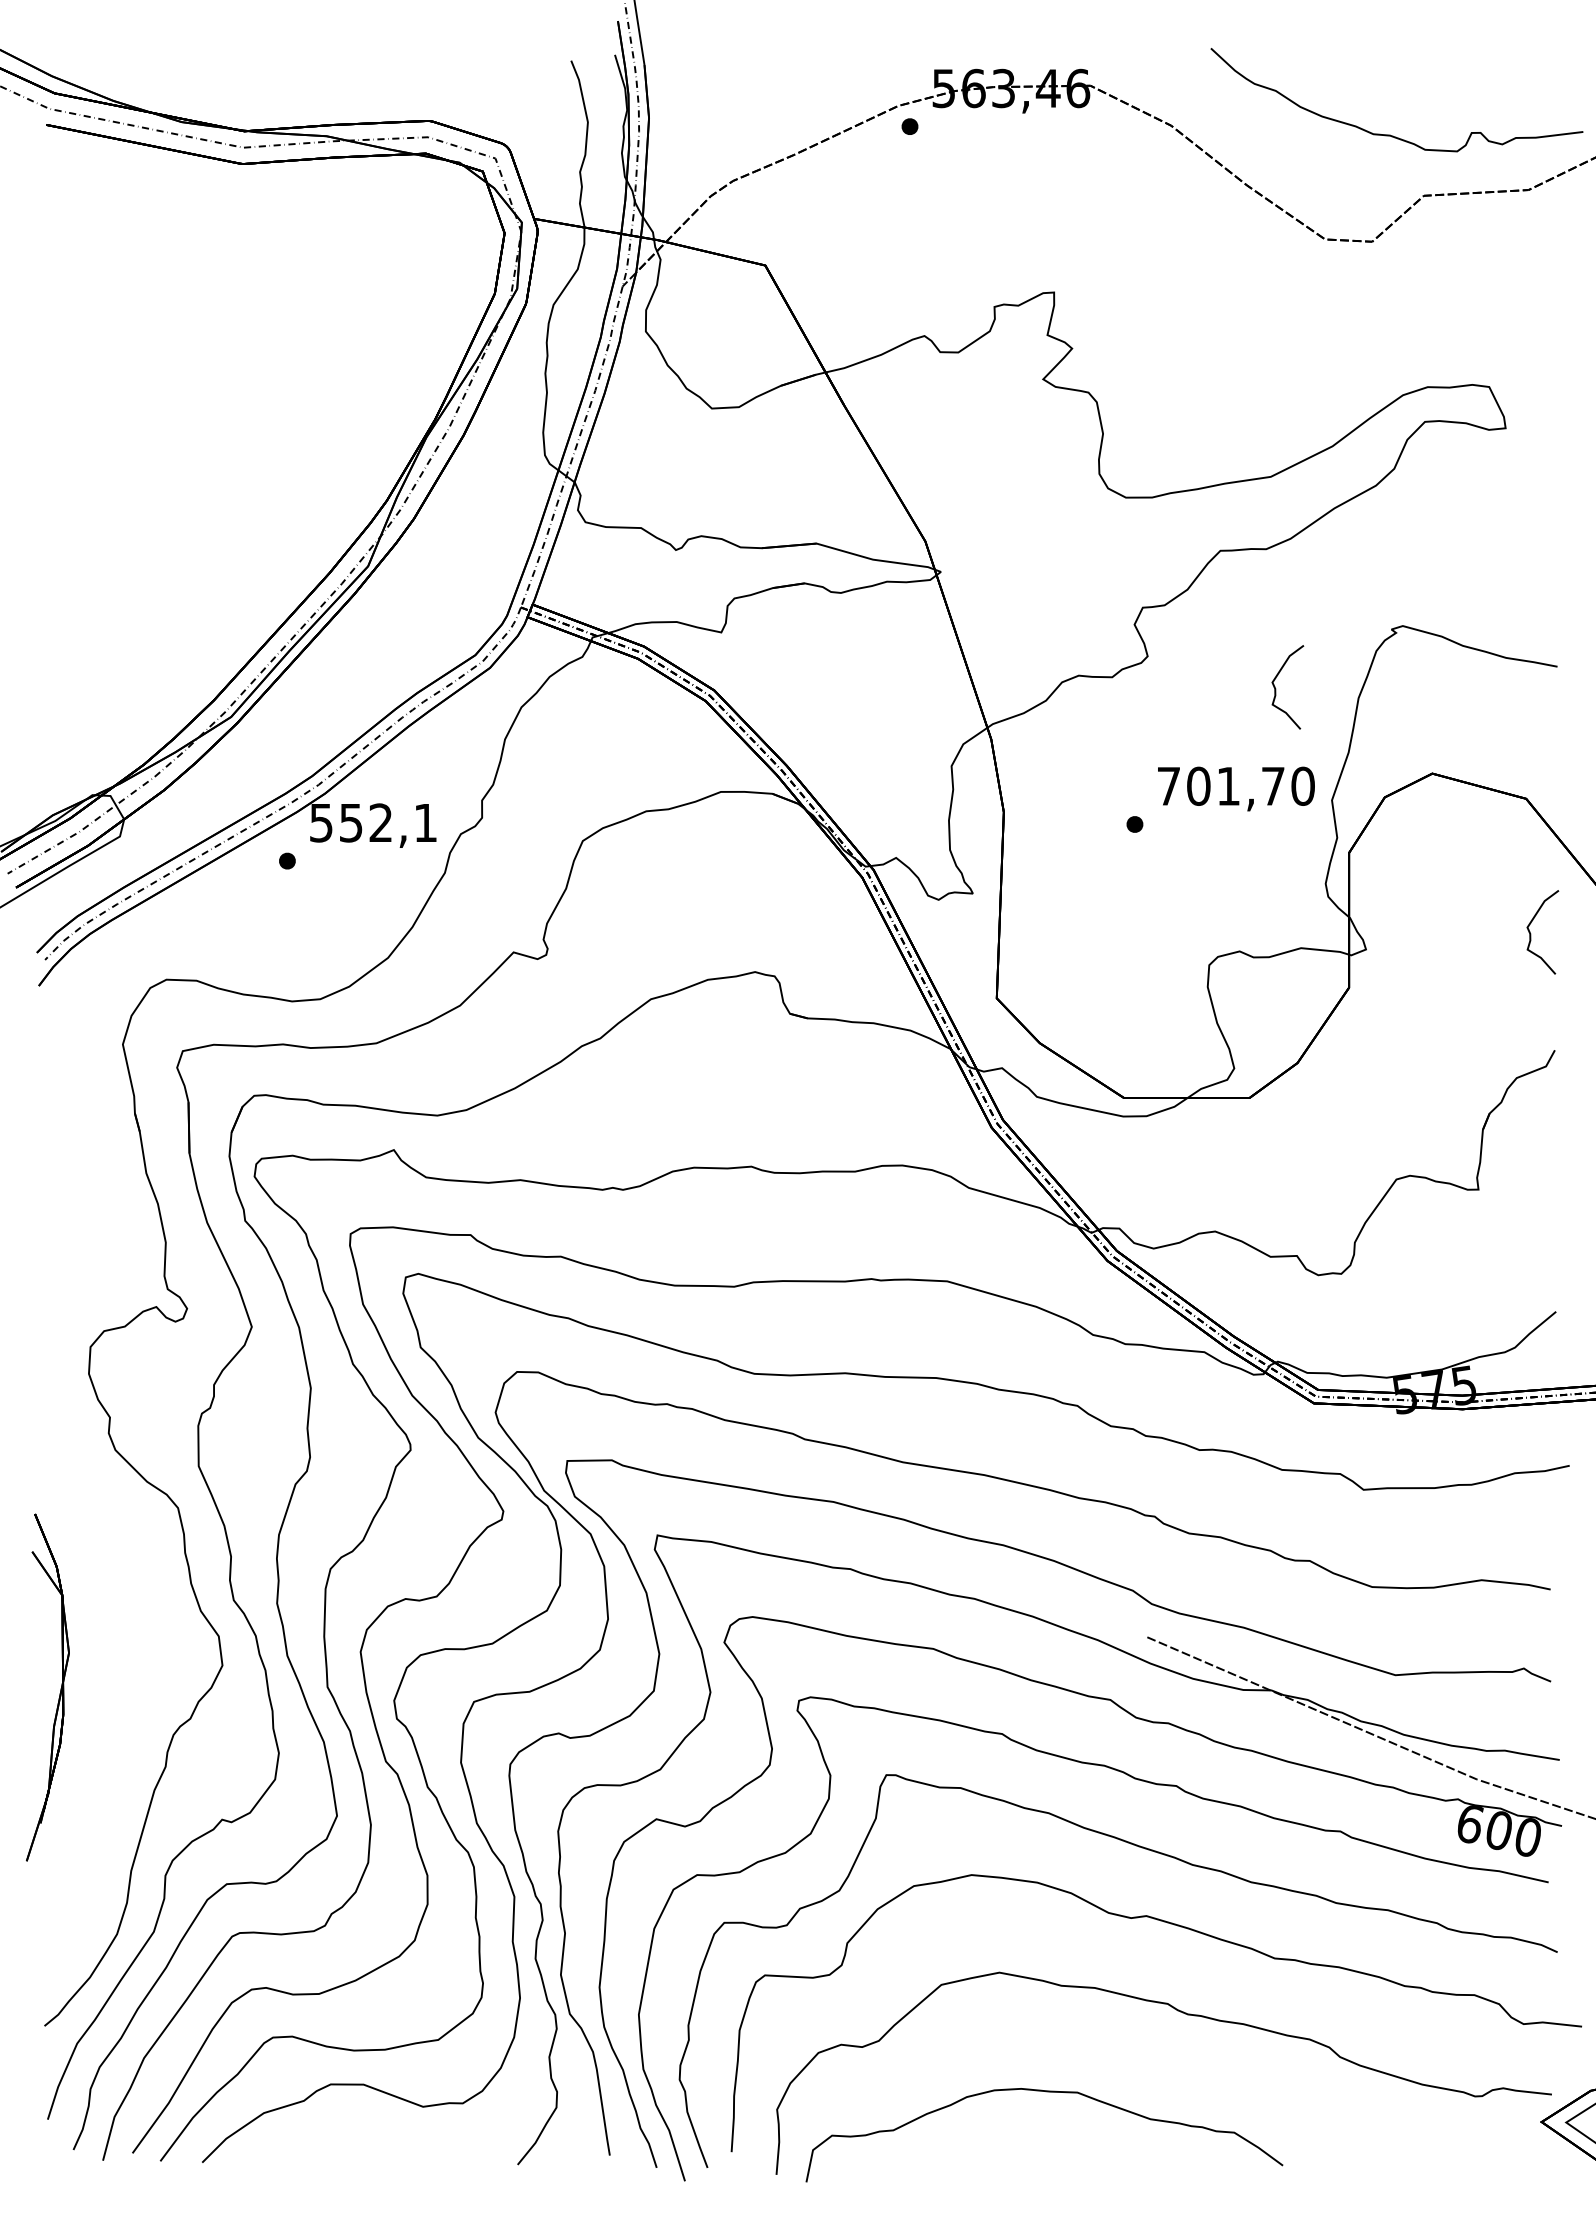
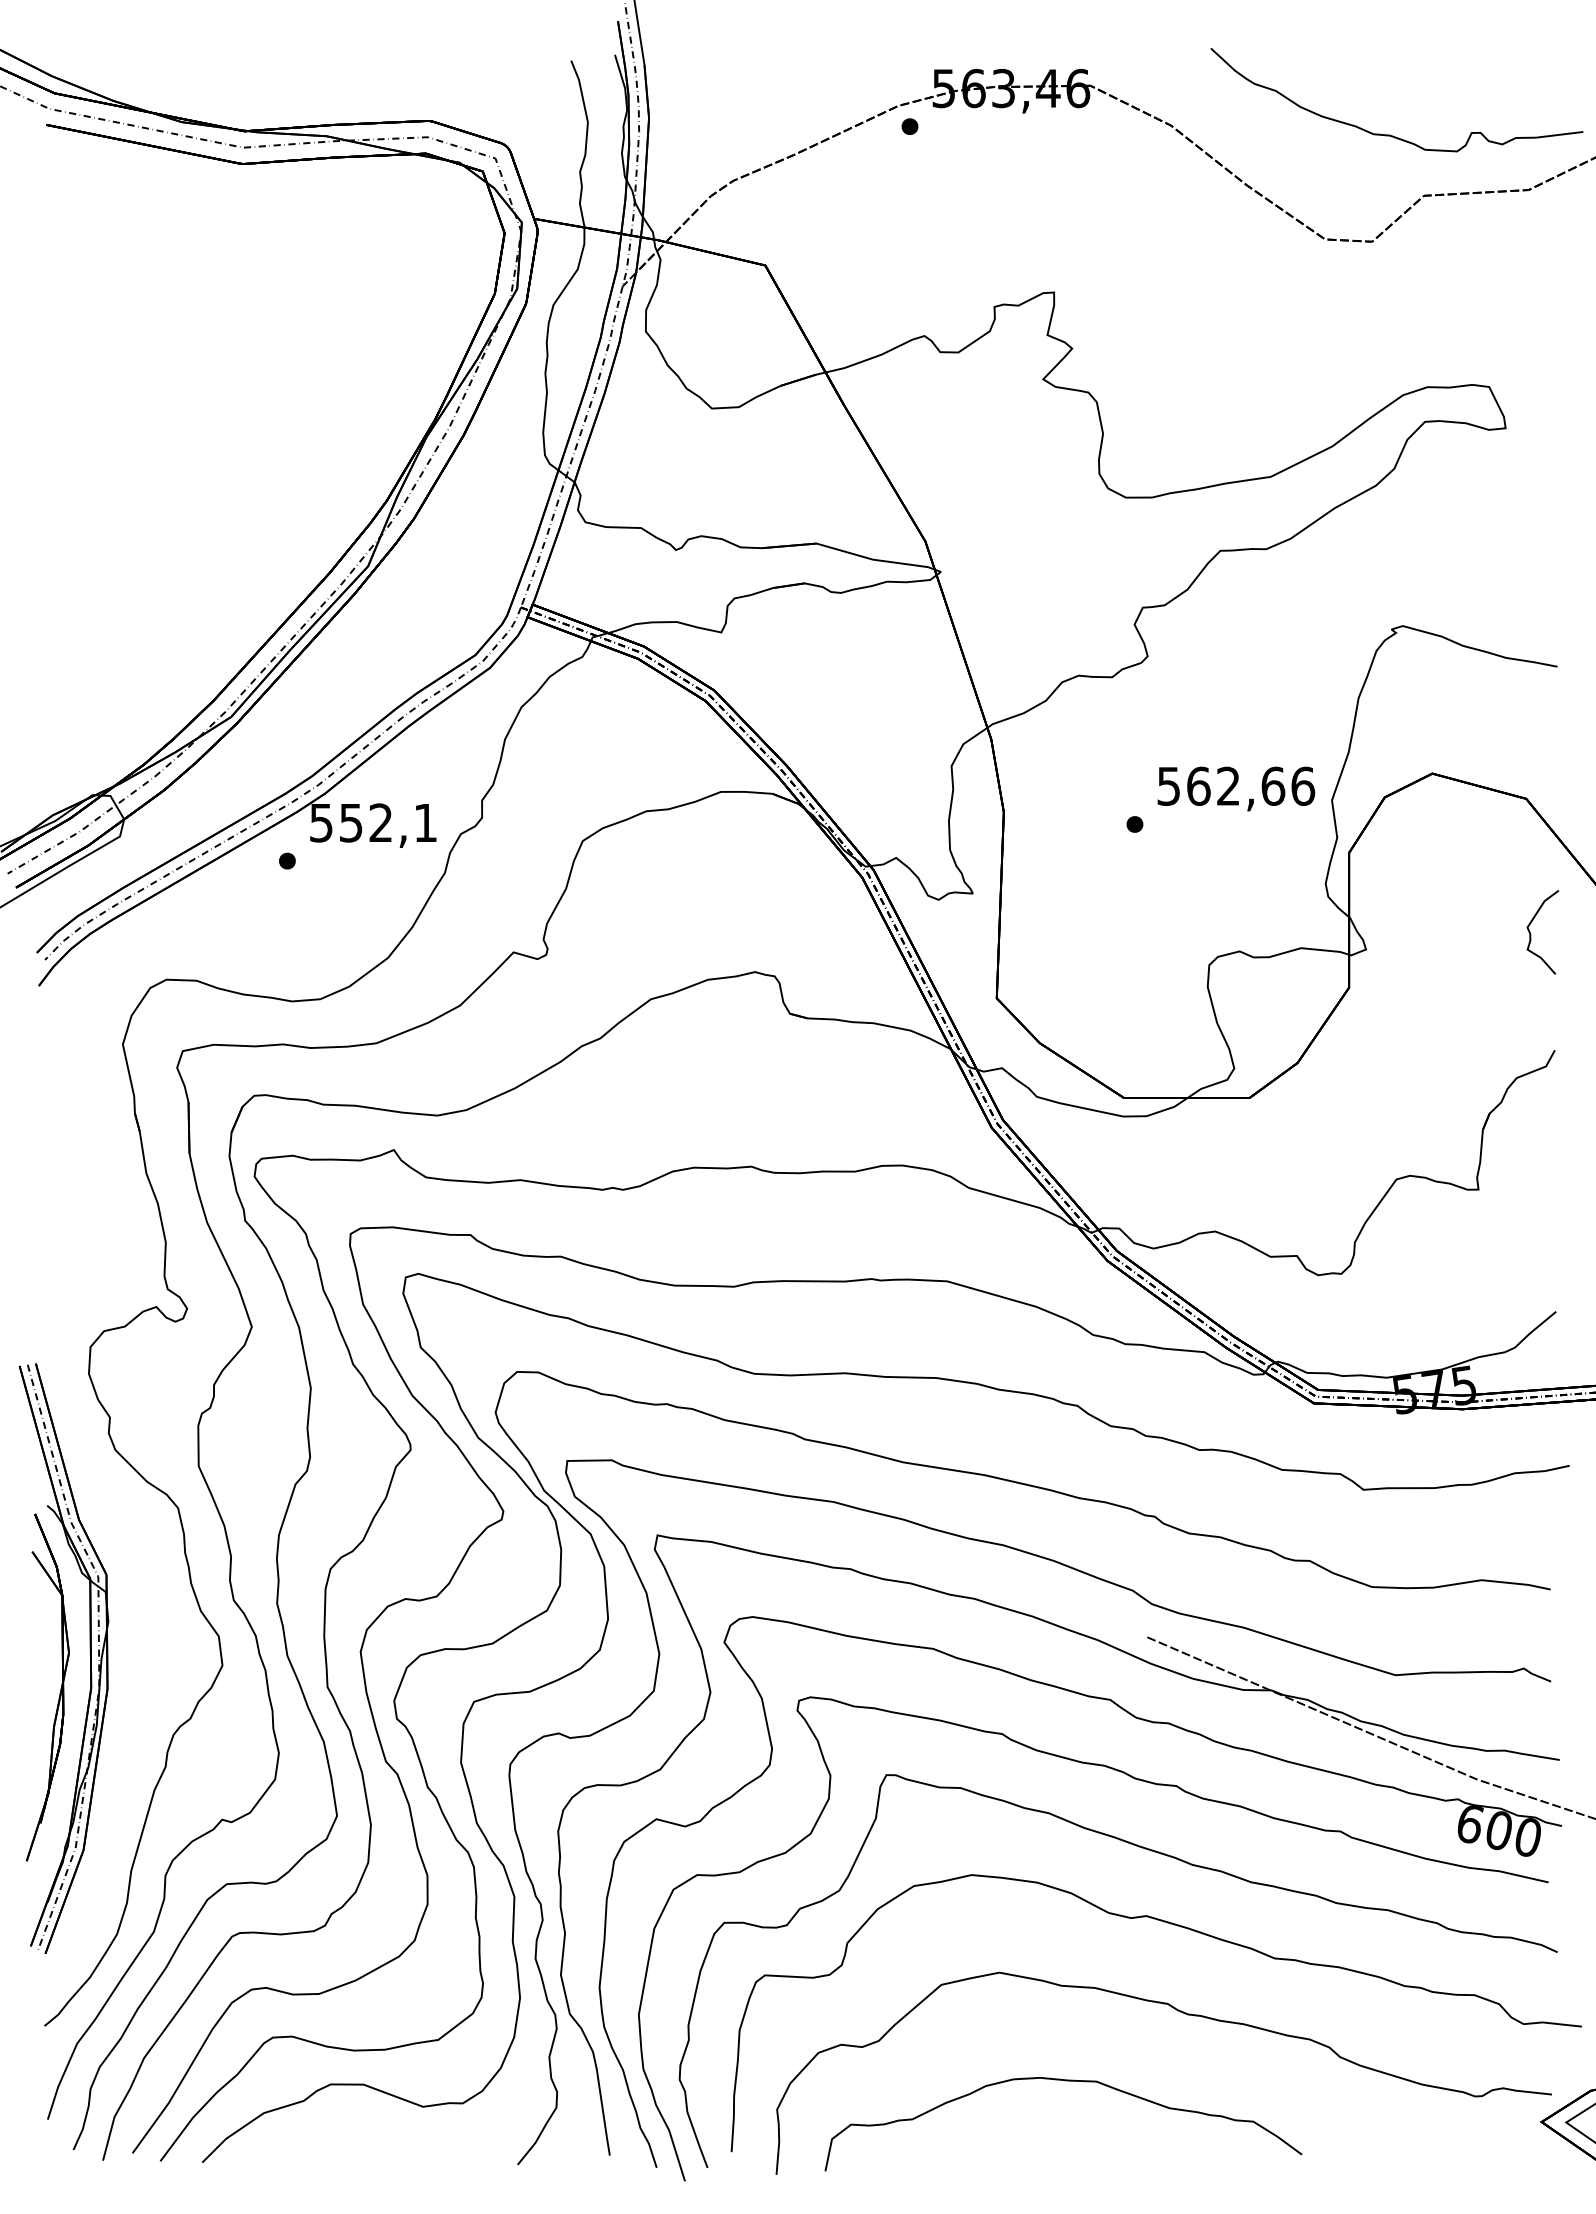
curve: present -> none (1276, 688)
text: 701,70 -> 562,66 (1236, 785)
part: none -> present (89, 1651)
curve position: (1046, 2092) -> (1065, 2081) (1065, 2081)
